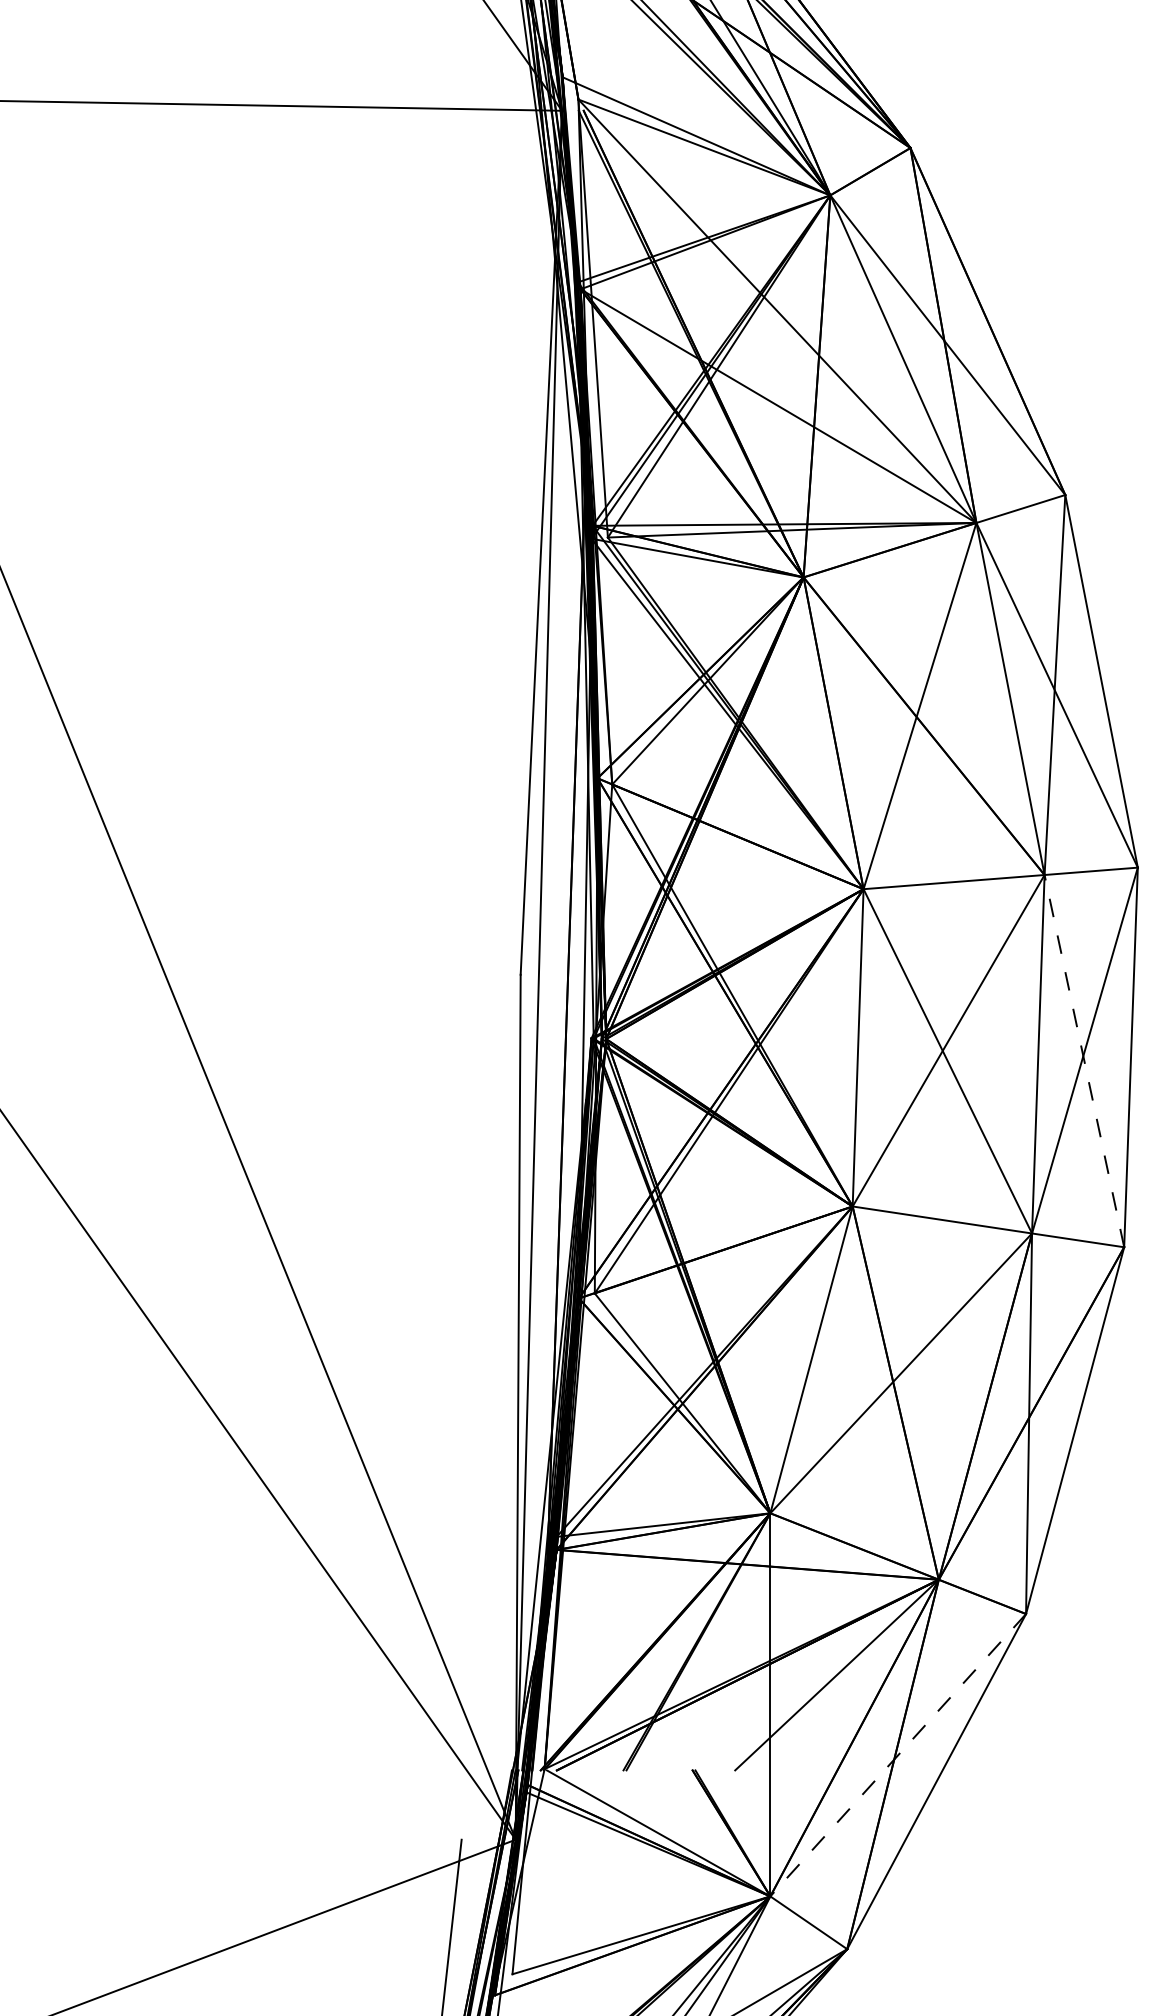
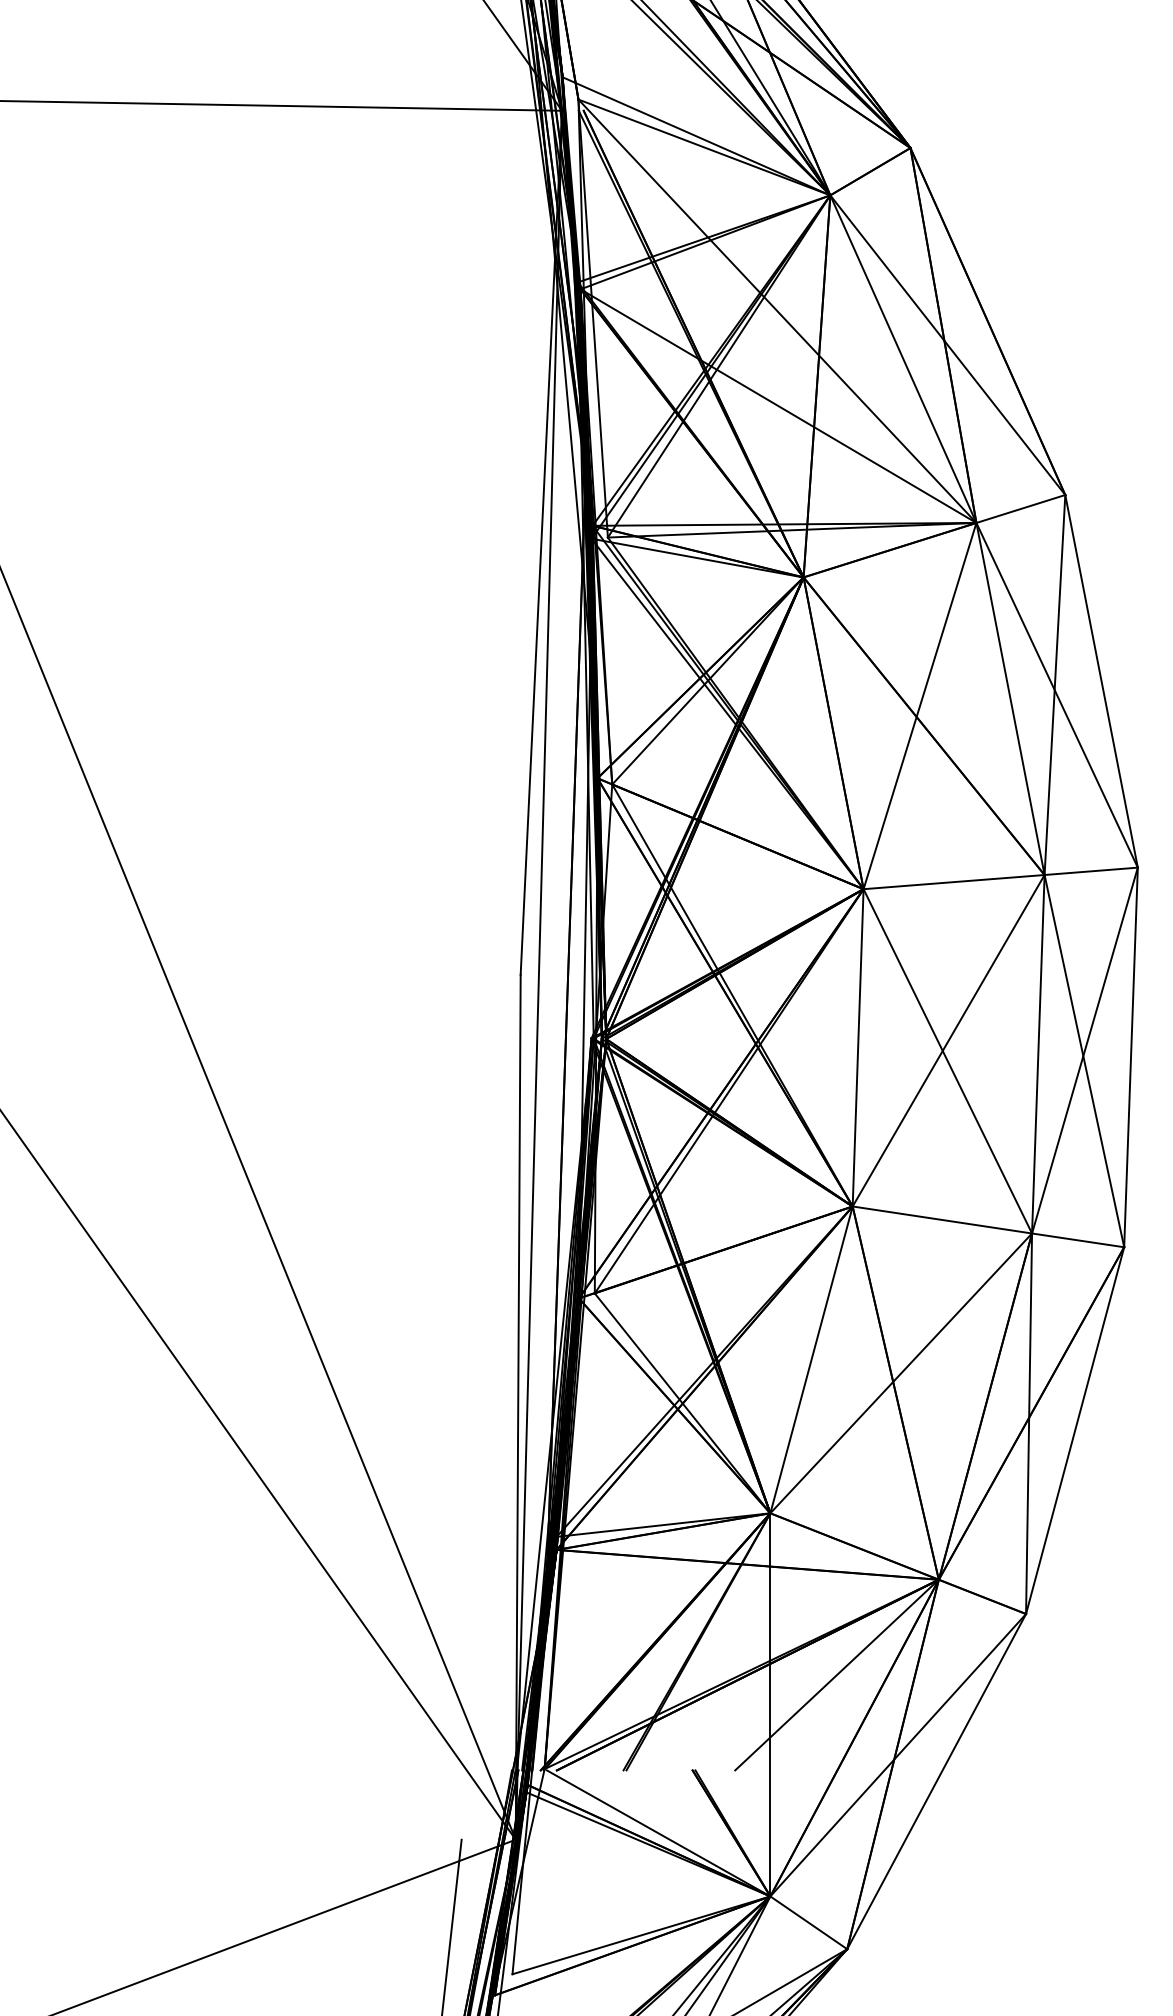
line: dashed -> solid (1084, 1060)
line: dashed -> solid (897, 1755)
